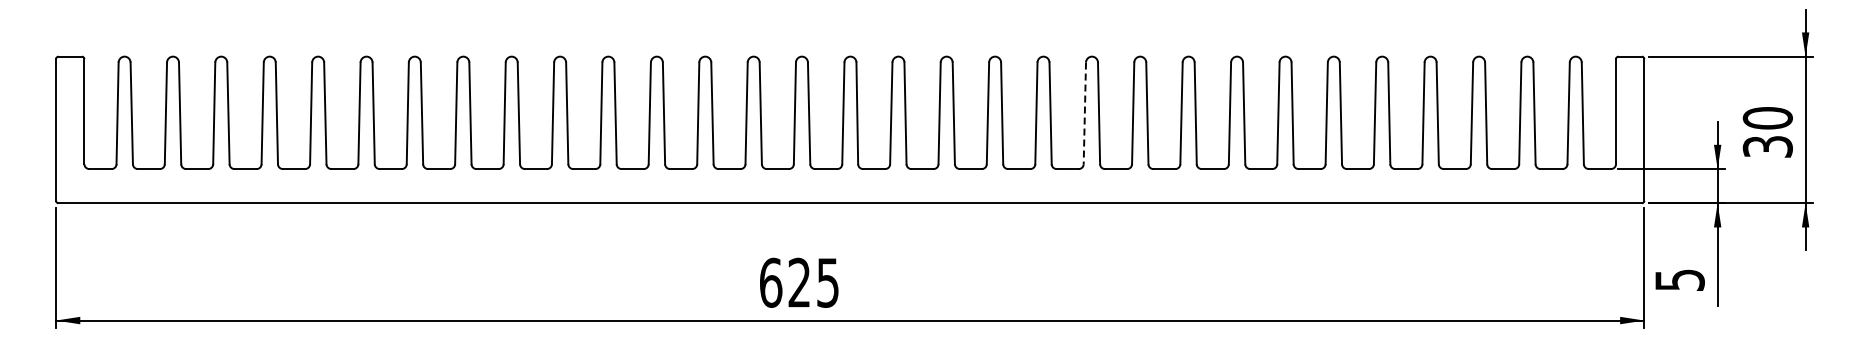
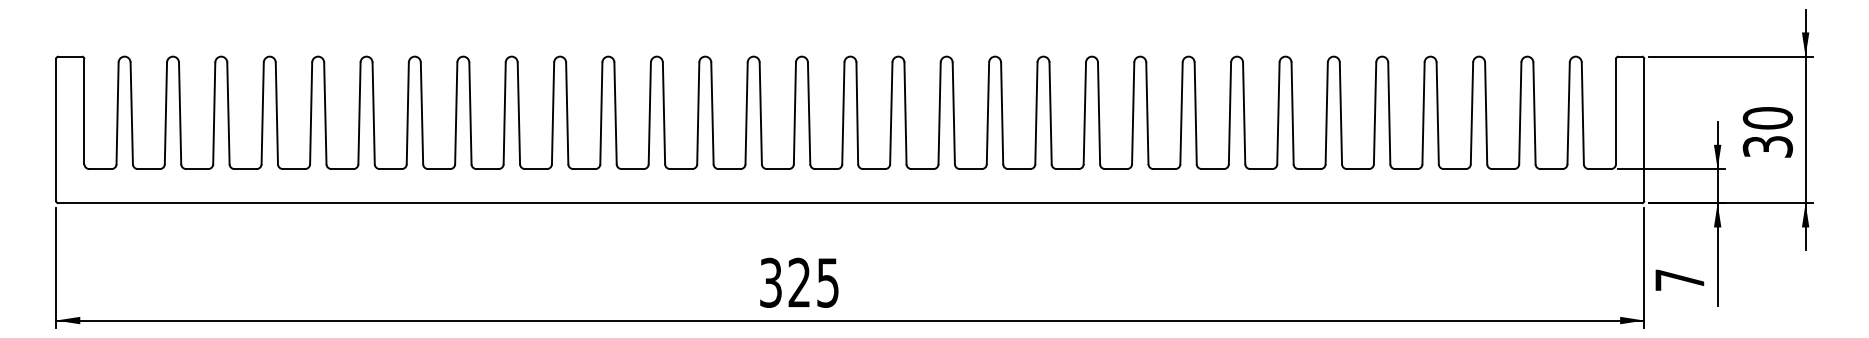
line: dashed -> solid (1084, 113)
text: 5 -> 7 (1679, 279)
text: 625 -> 325 (771, 282)
